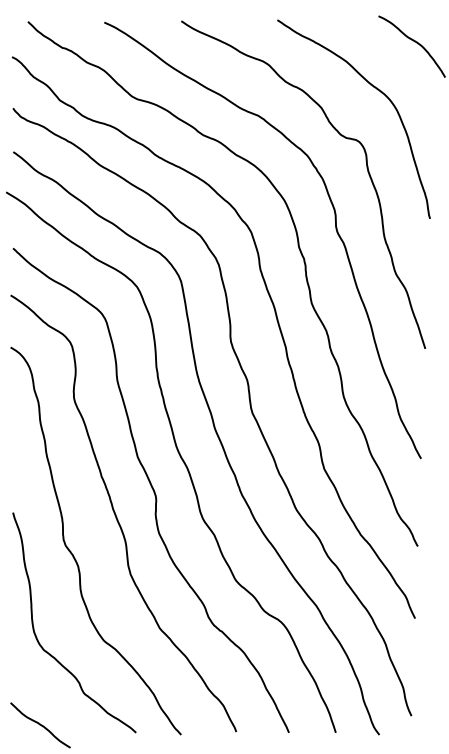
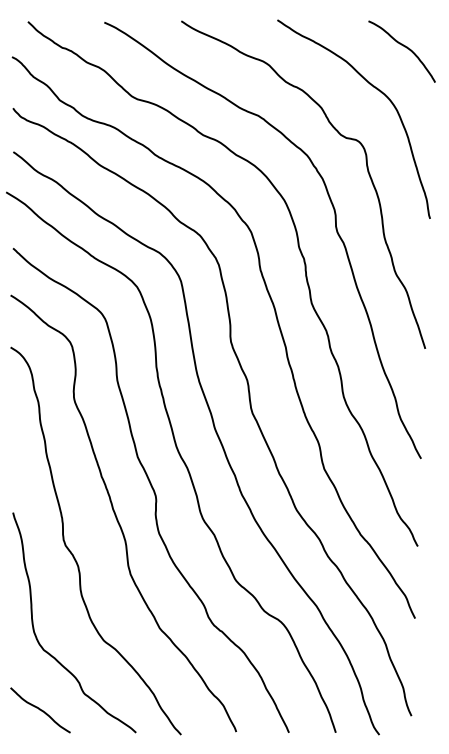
curve position: (414, 42) -> (404, 47) (404, 47)
curve position: (40, 725) -> (40, 710) (40, 710)
